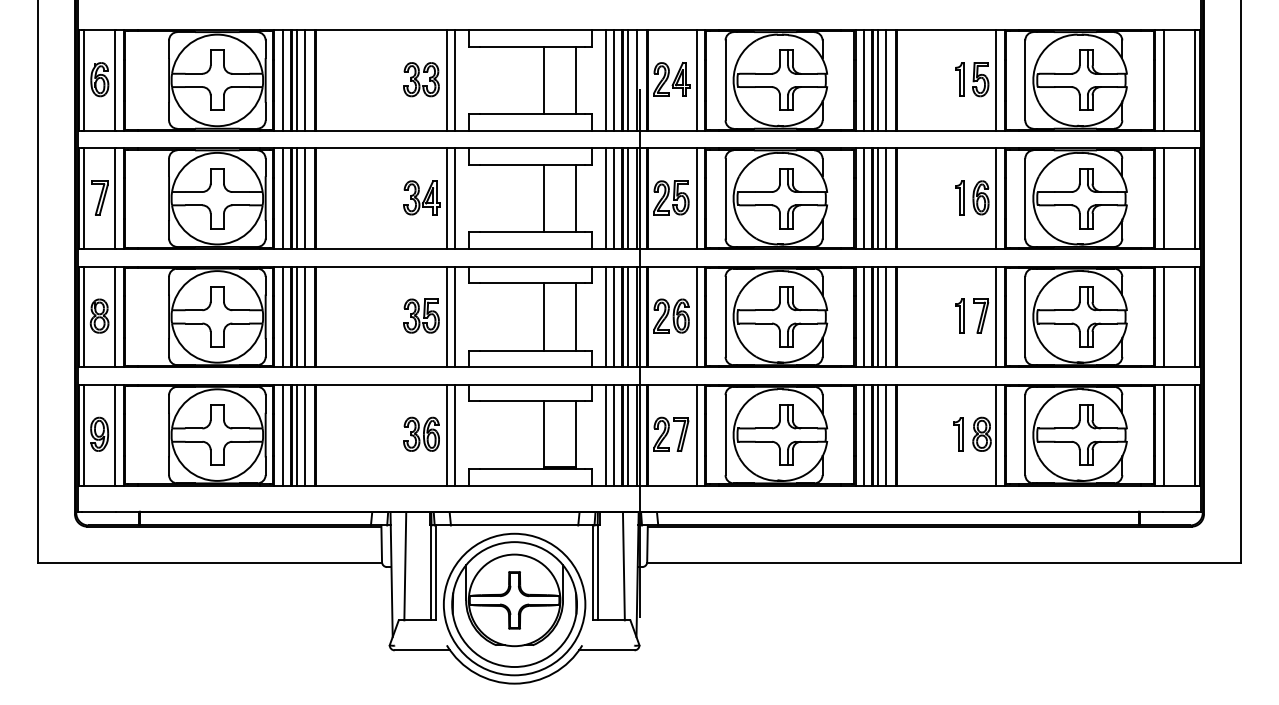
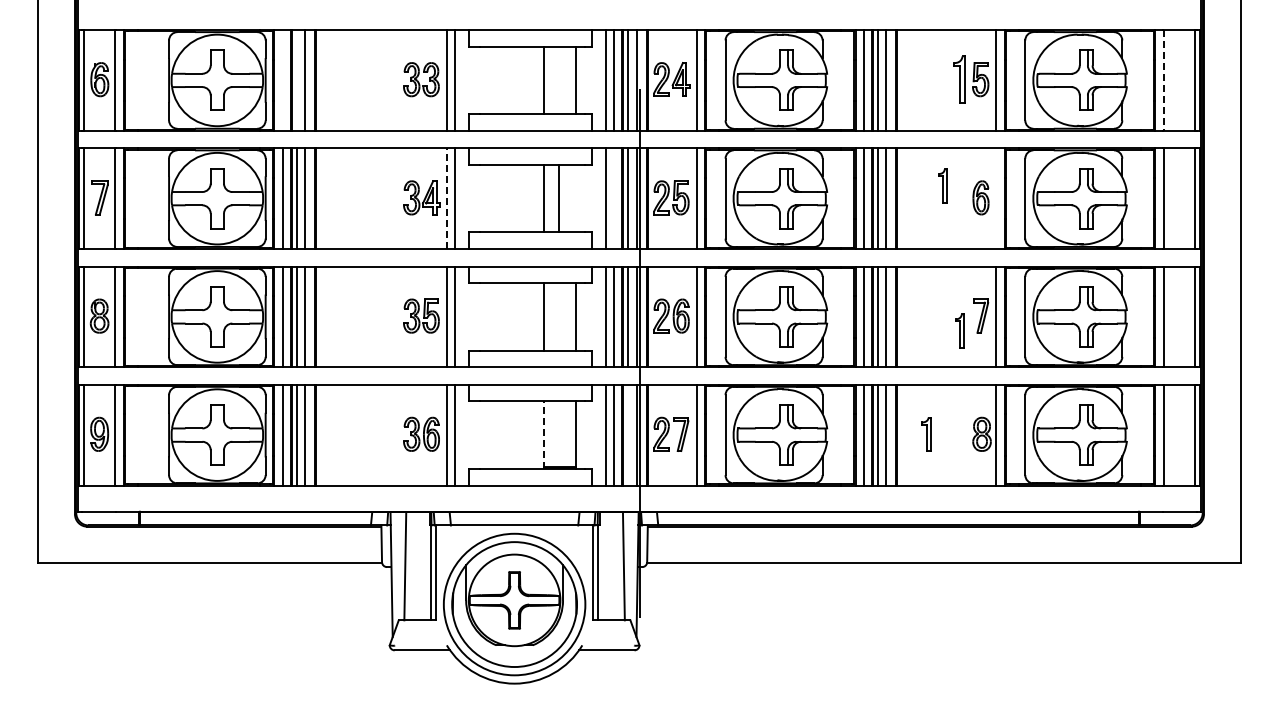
part size: 10x35 px -> 13x49 px (959, 79)
line: present -> none (282, 80)
line: present -> none (297, 80)
line: solid -> dashed (1163, 80)
part position: (959, 197) -> (942, 185) (942, 185)
line: solid -> dashed (446, 198)
line position: (576, 198) -> (559, 198) (559, 198)
line: present -> none (614, 198)
line: present -> none (996, 198)
part position: (959, 315) -> (959, 330) (959, 330)
line: present -> none (628, 434)
part position: (958, 434) -> (926, 434) (926, 434)
line: solid -> dashed (543, 435)
